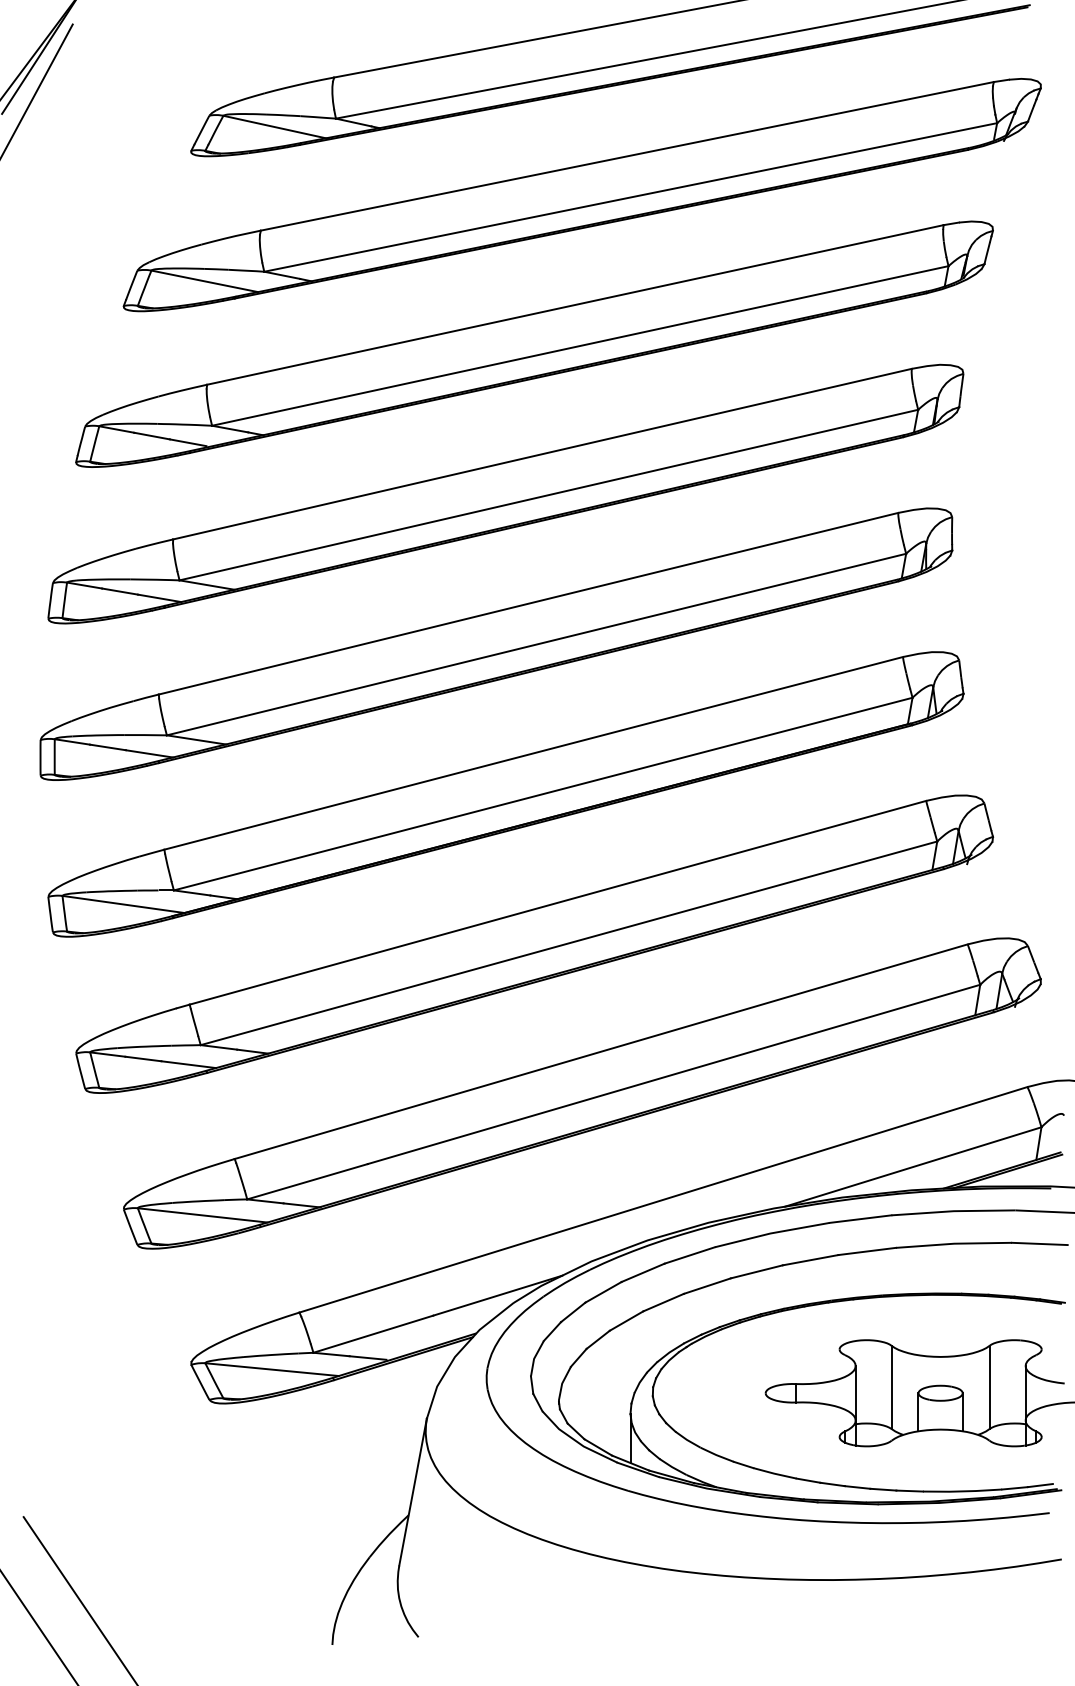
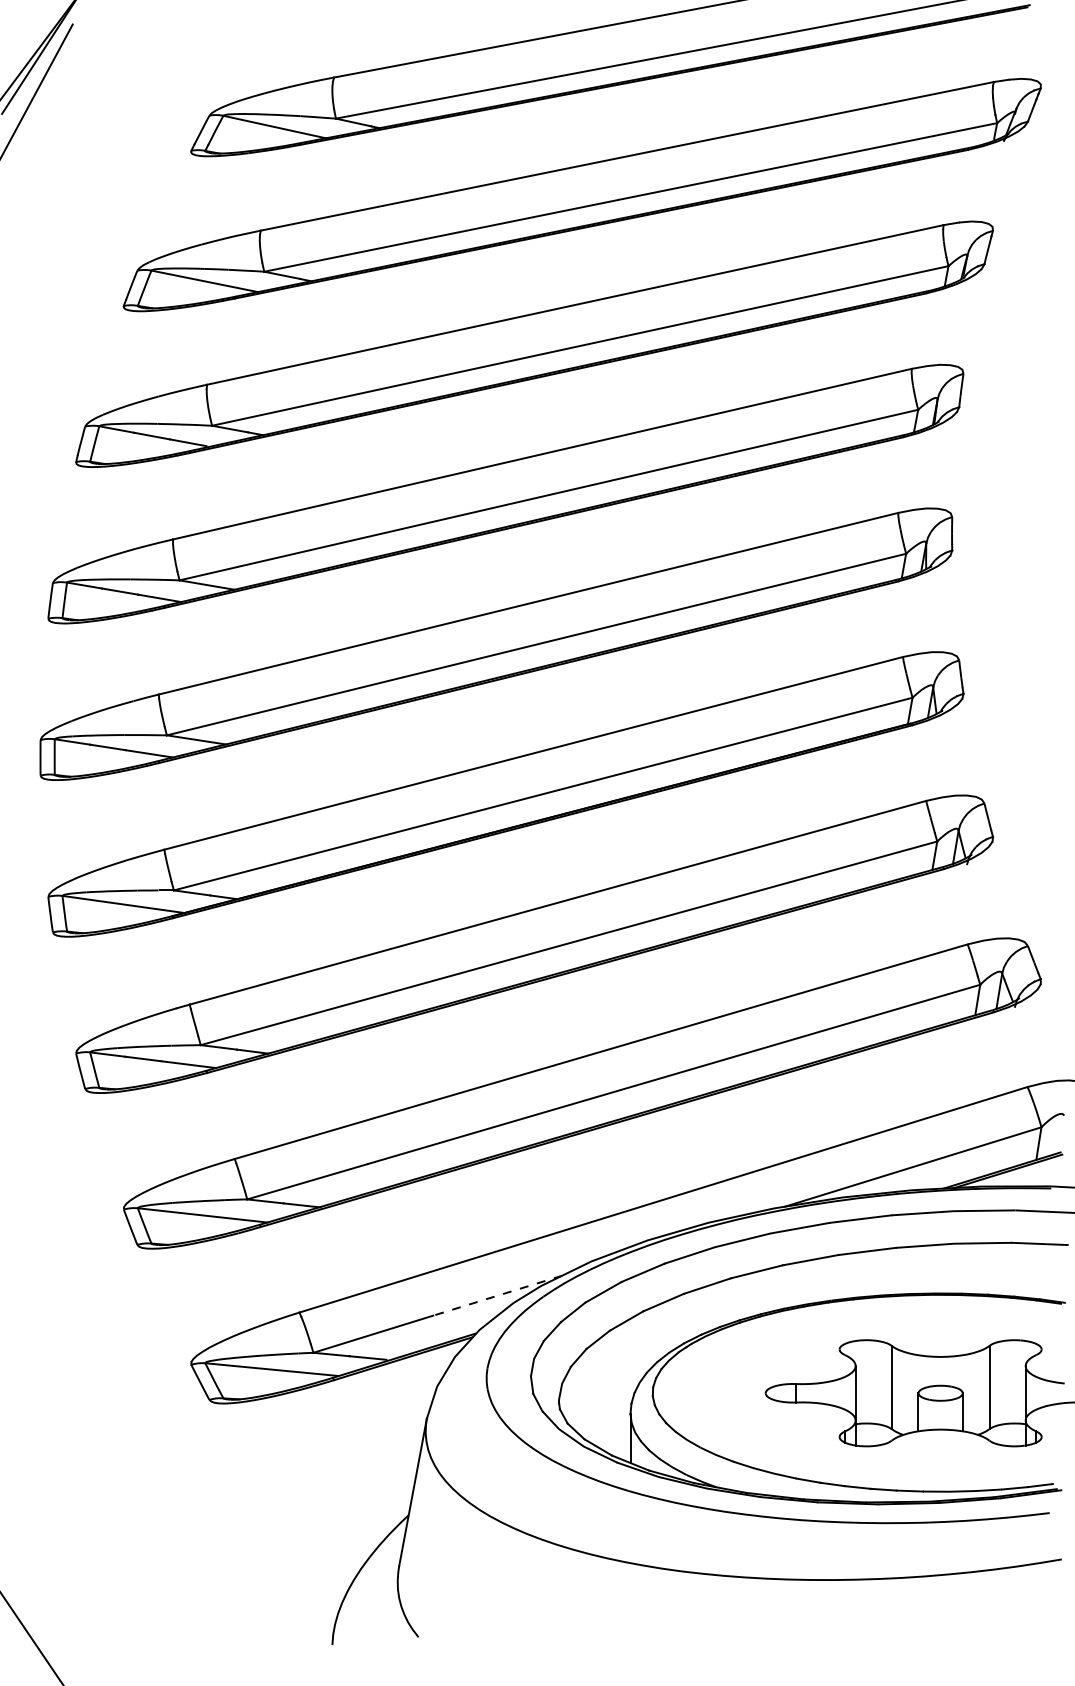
line: solid -> dashed (497, 1295)
line: present -> none (79, 1599)
line position: (39, 1627) -> (31, 1638) (31, 1638)
